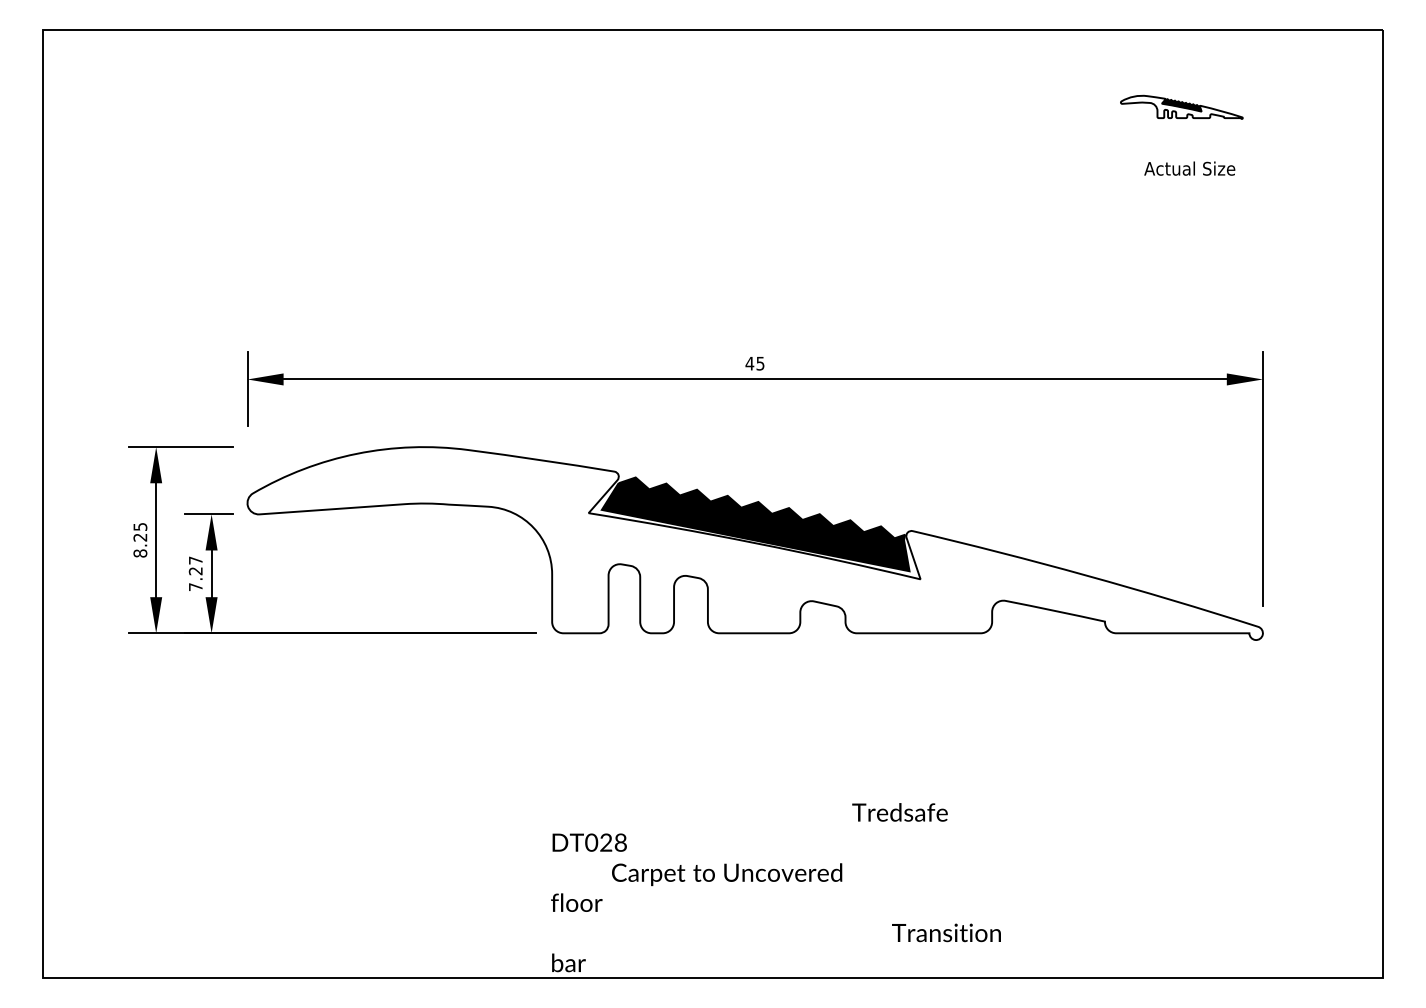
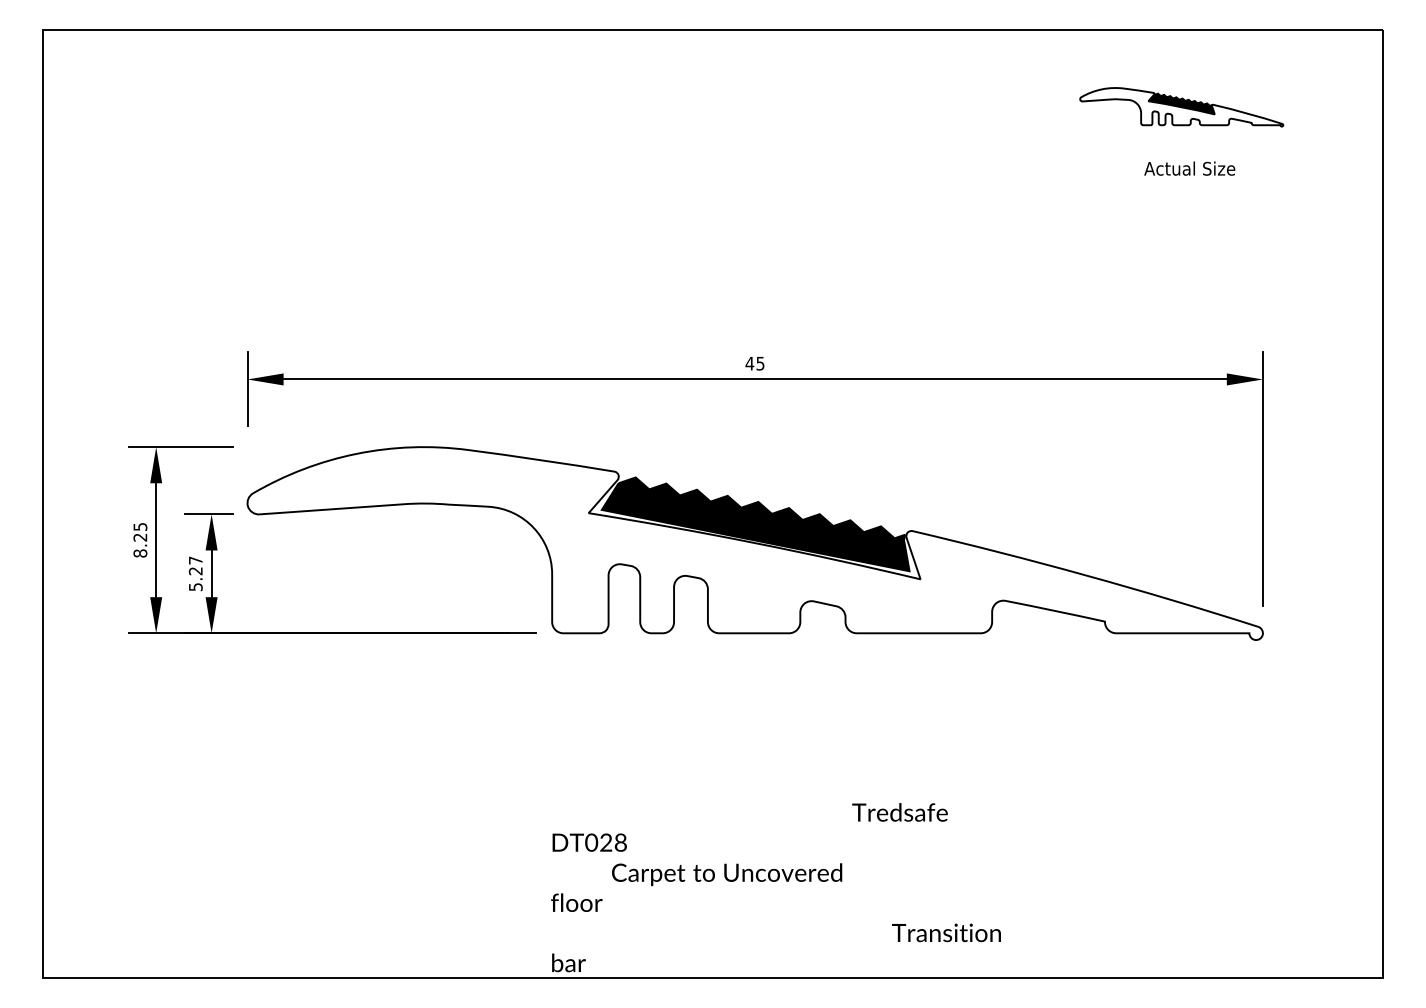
part size: 124x26 px -> 206x41 px (1181, 107)
text: 7.27 -> 5.27 (195, 587)
